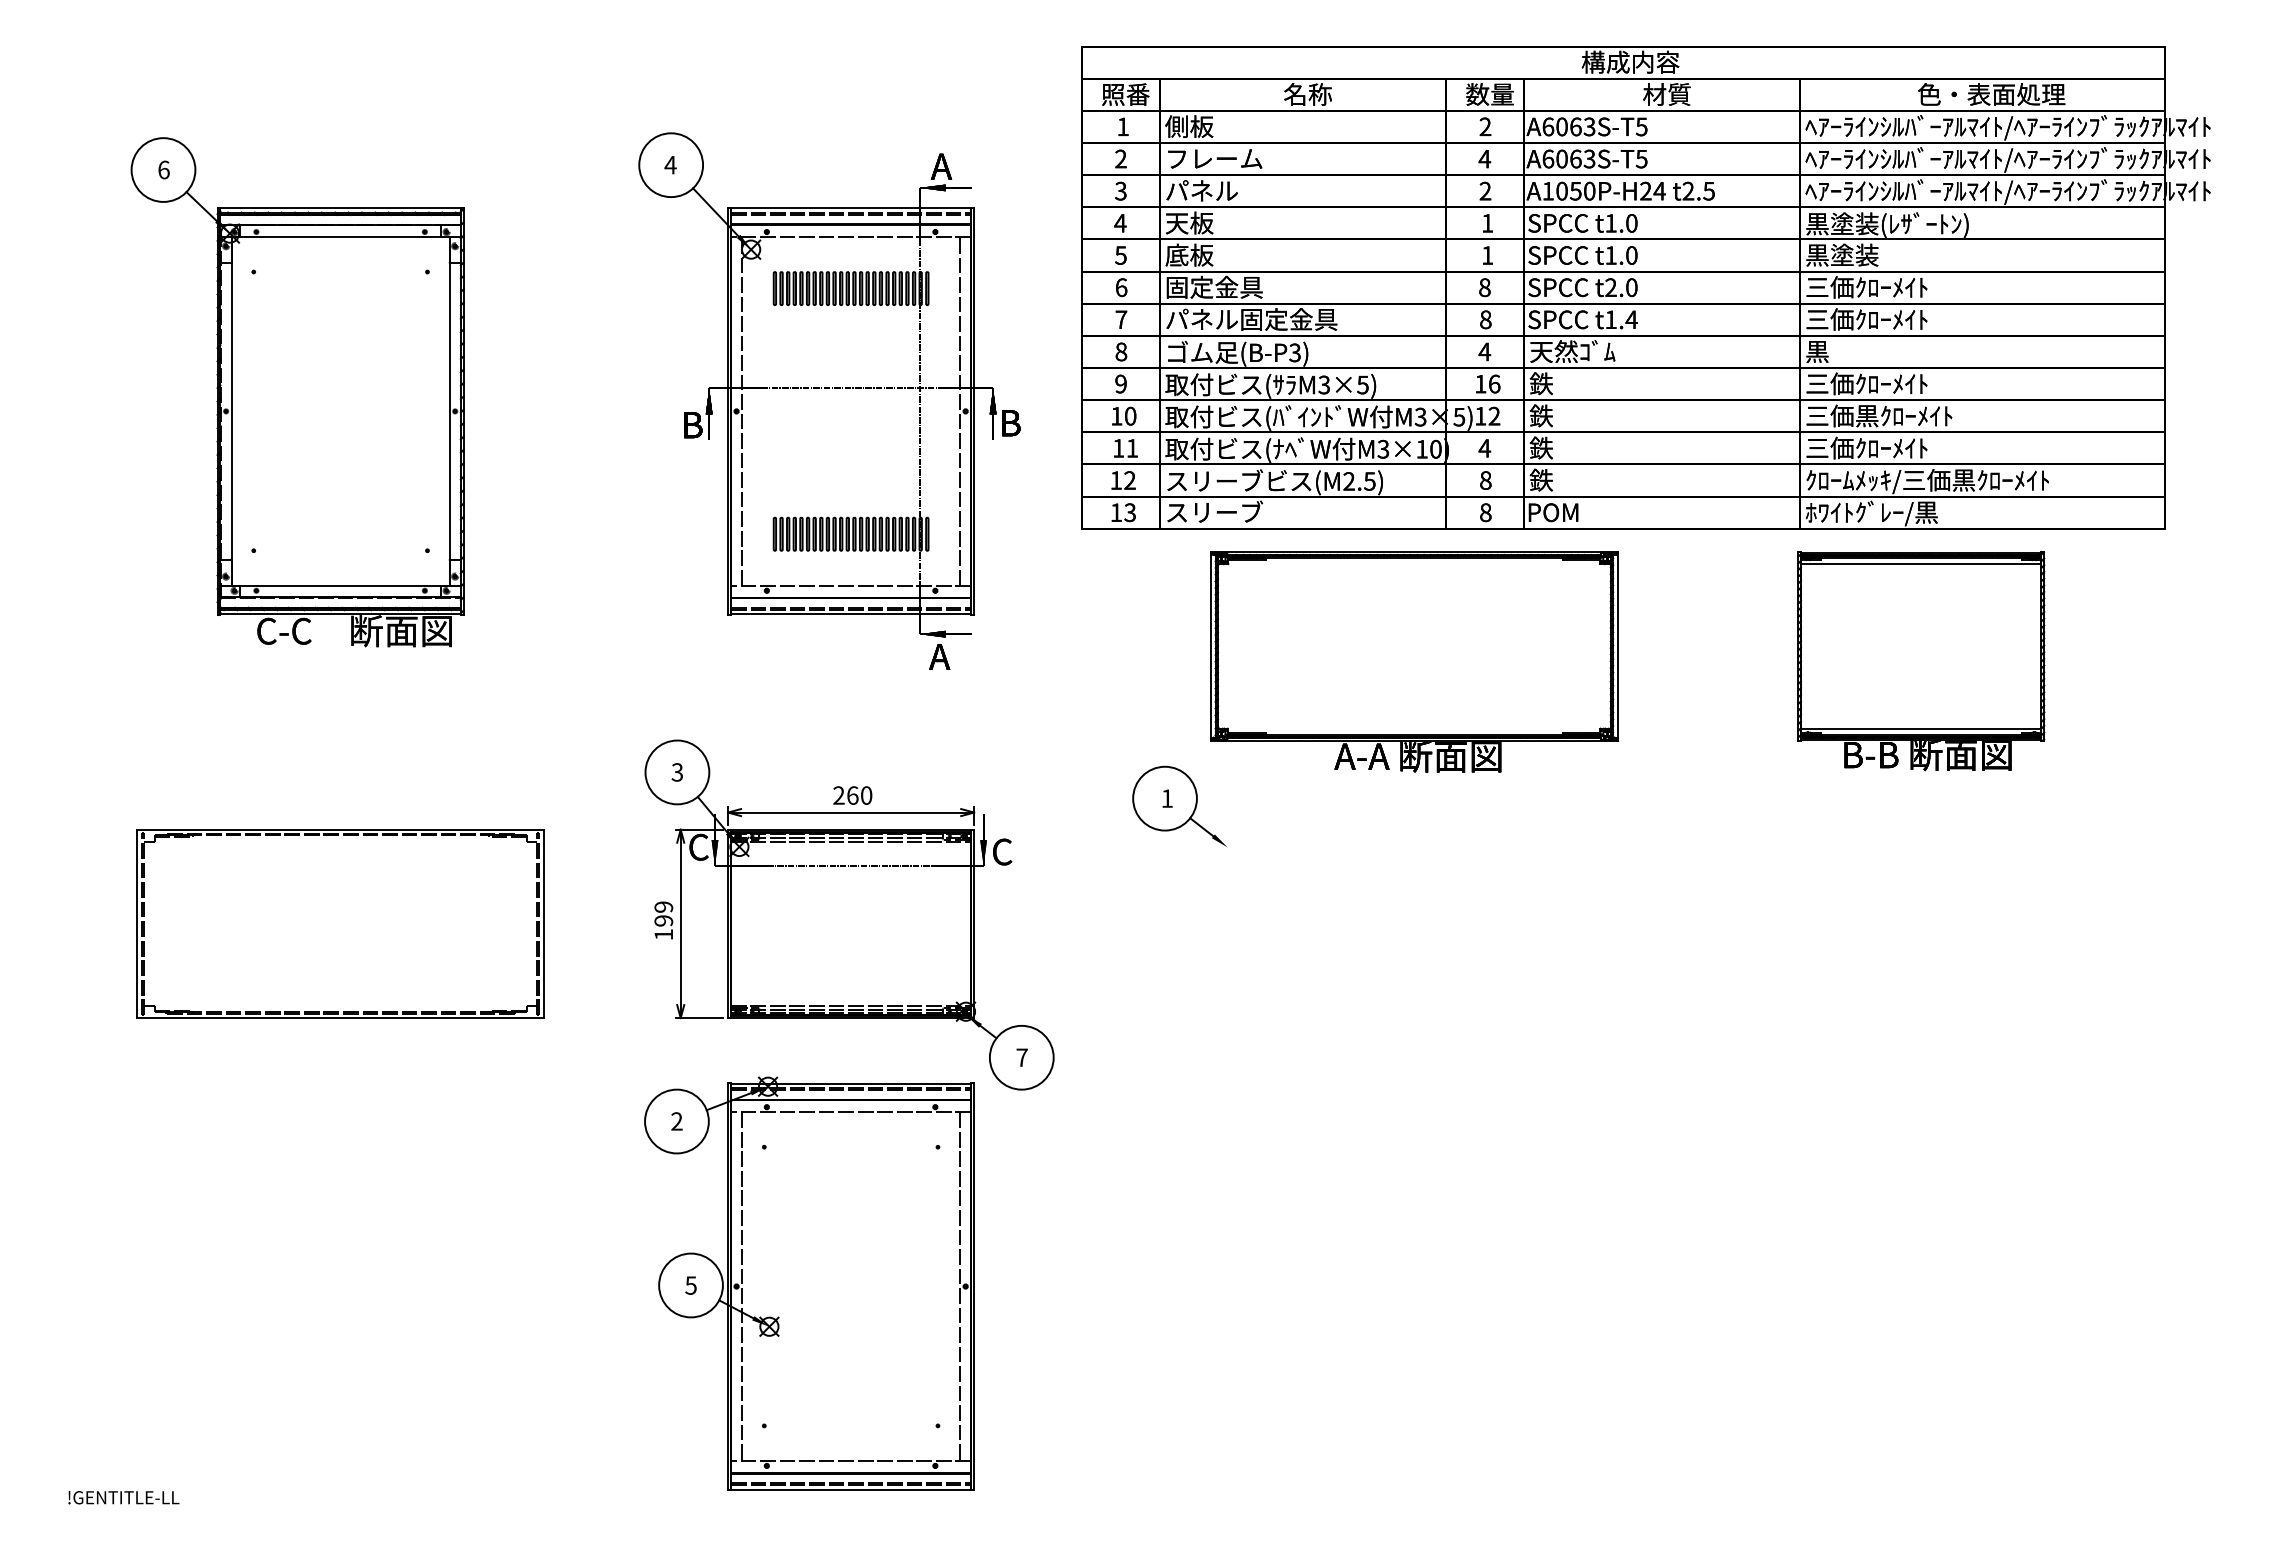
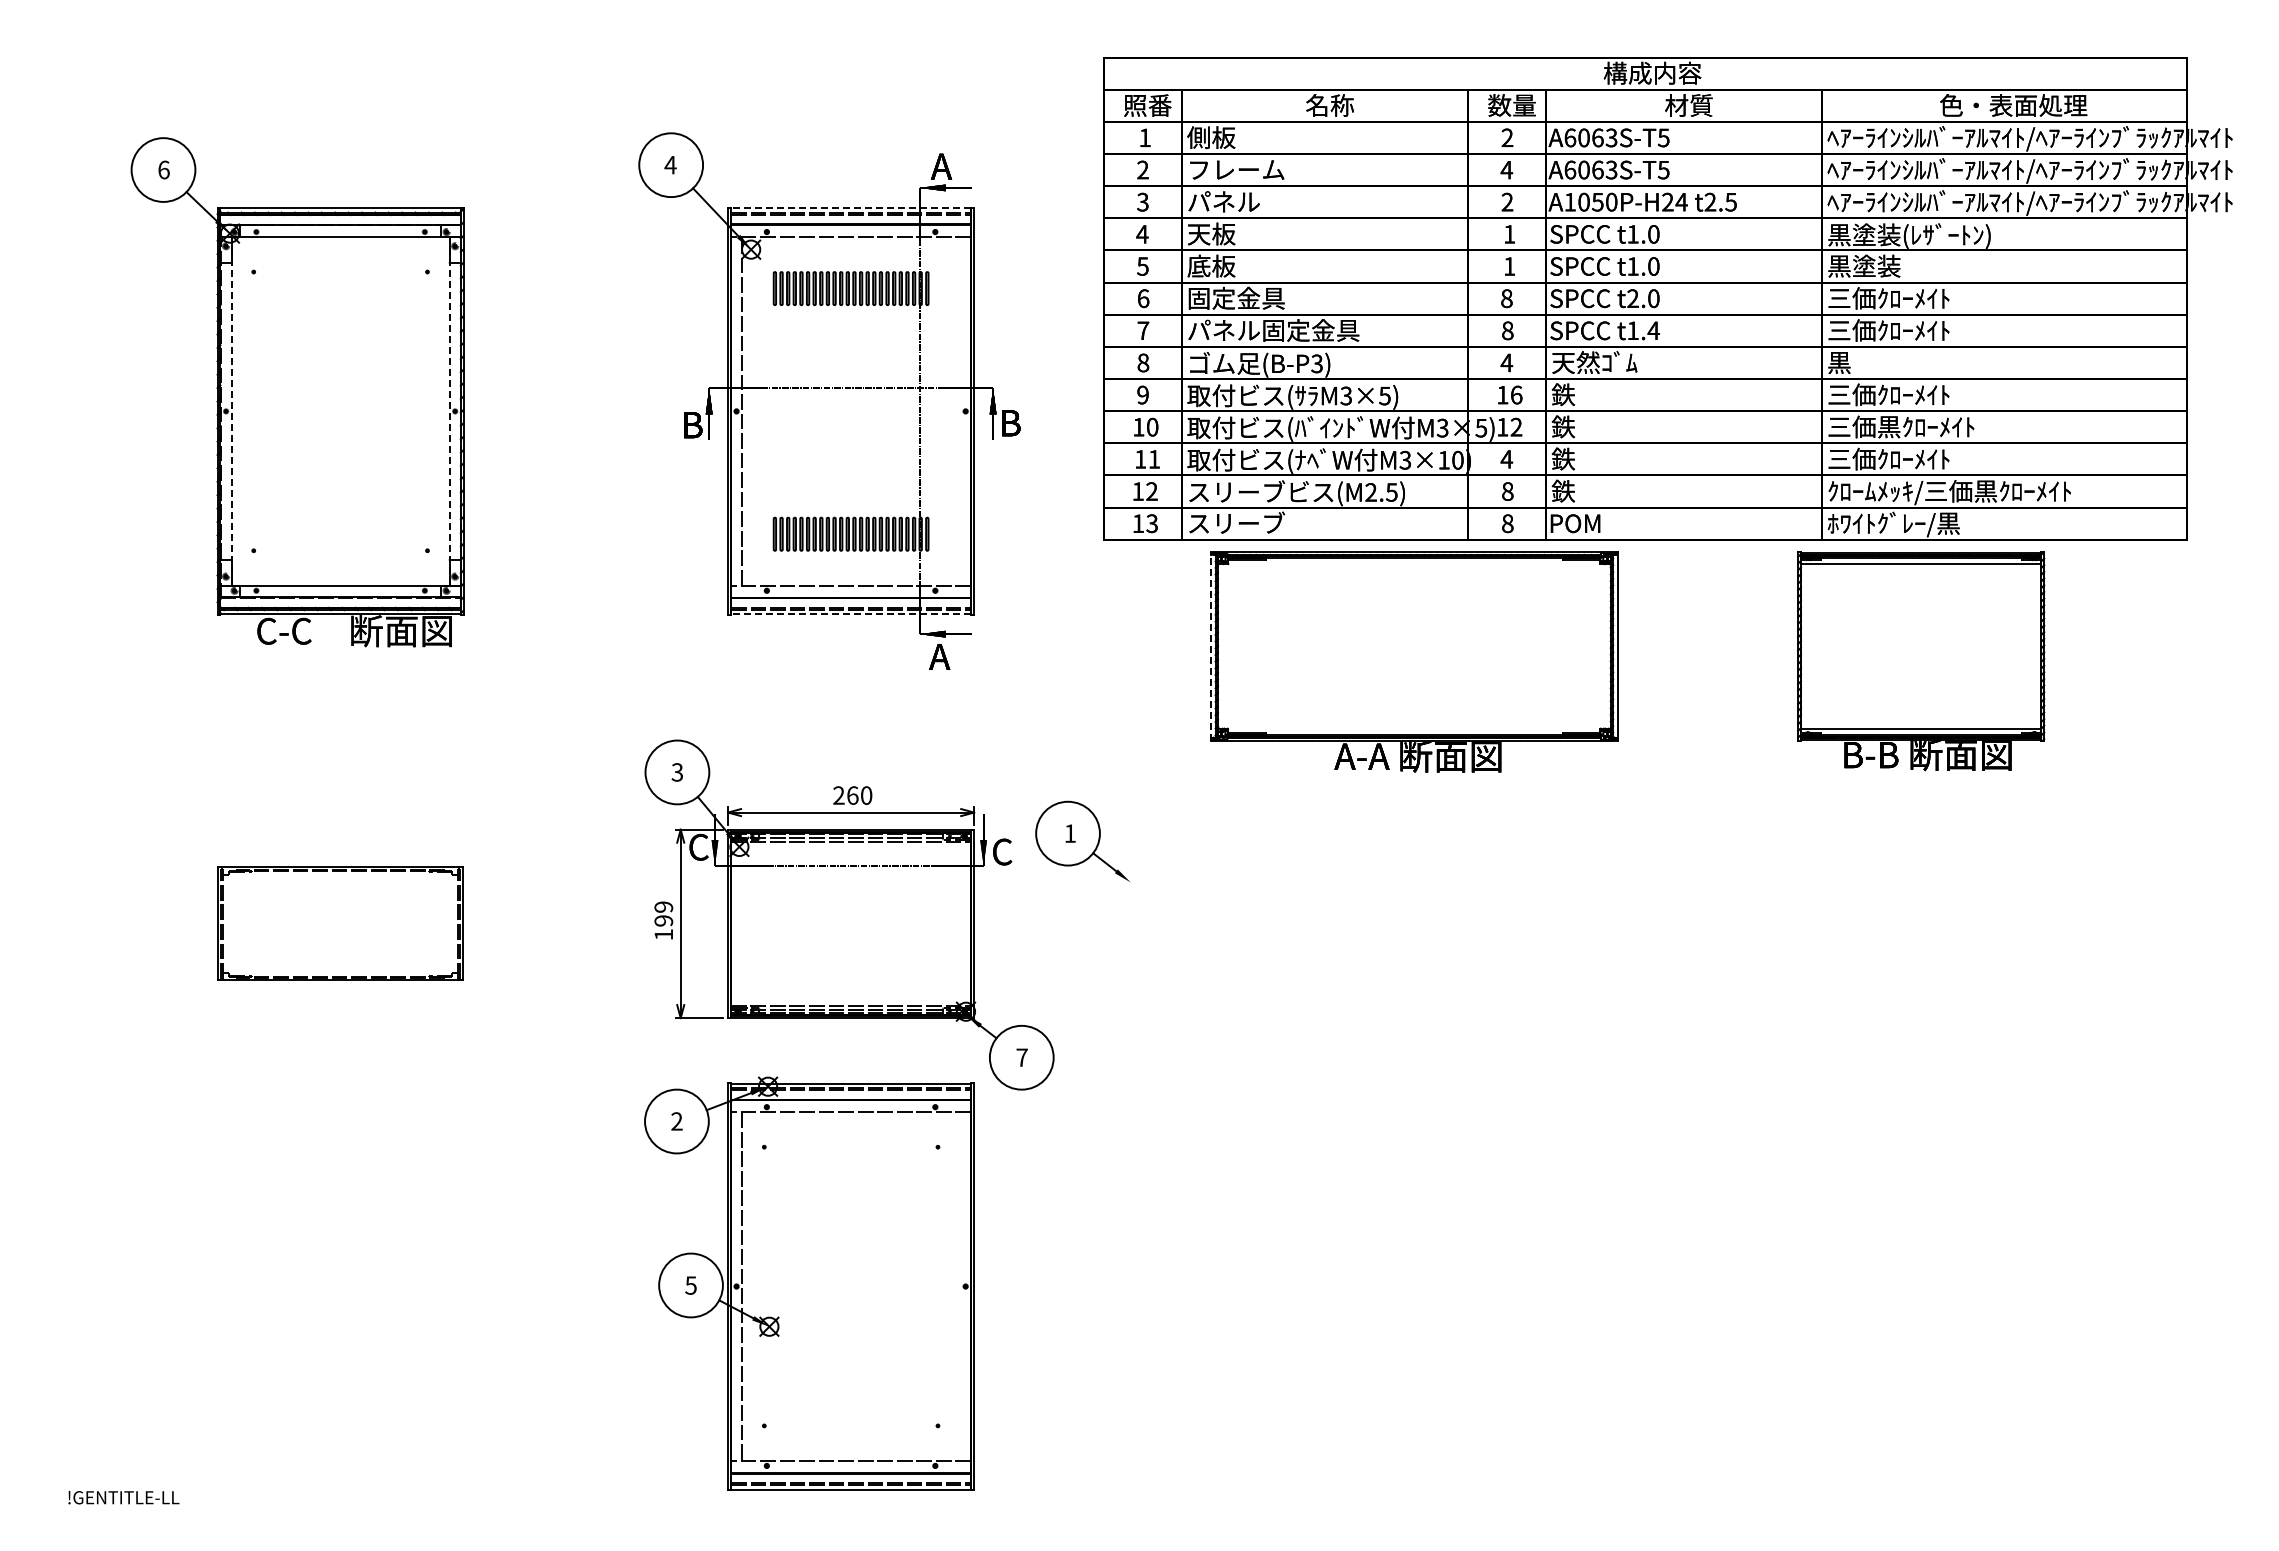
line: solid -> dashed (850, 208)
part position: (1645, 287) -> (1667, 298) (1667, 298)
line: solid -> dashed (231, 411)
line: solid -> dashed (449, 411)
line: present -> none (959, 411)
line: solid -> dashed (850, 614)
line: solid -> dashed (1210, 645)
part position: (1179, 805) -> (1082, 840) (1082, 840)
part size: 409x190 px -> 247x115 px (340, 923)
line: present -> none (959, 1286)
